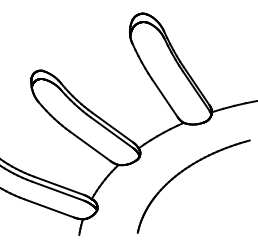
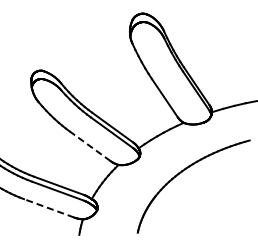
line: solid -> dashed (89, 145)
line: solid -> dashed (49, 208)
